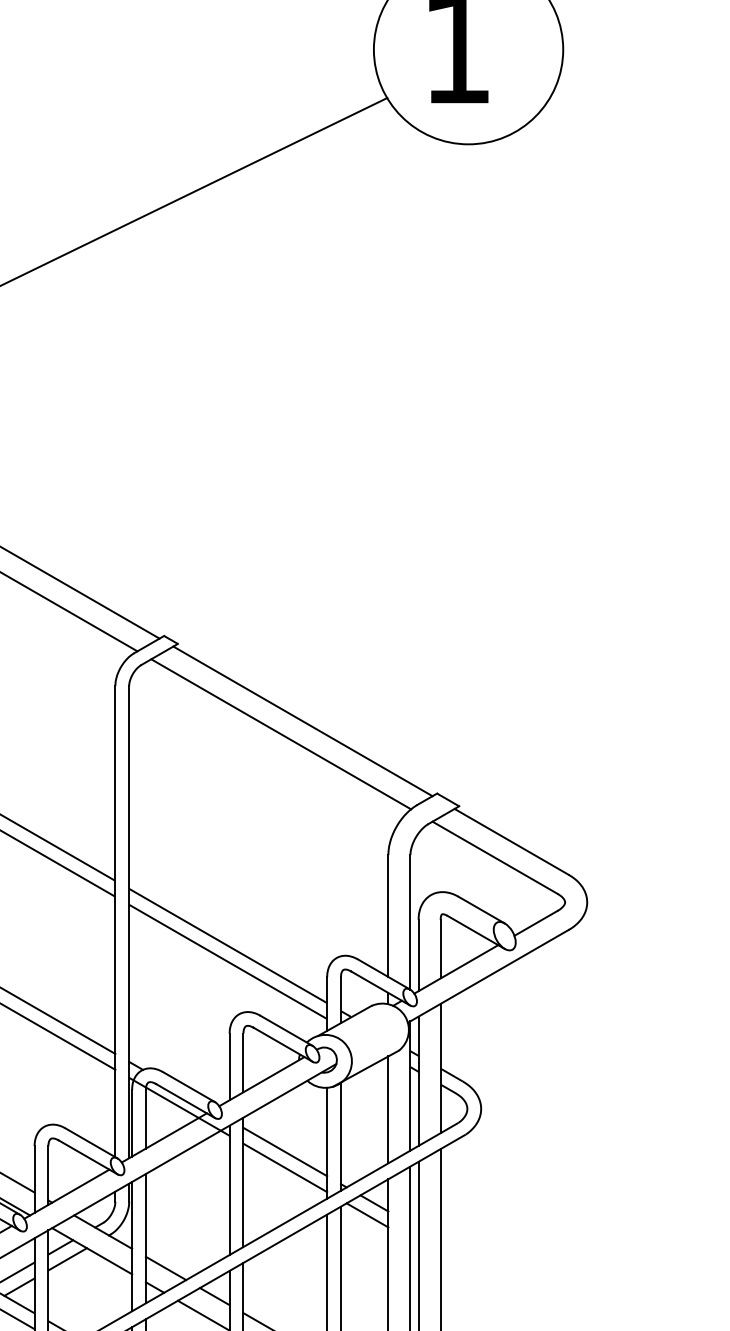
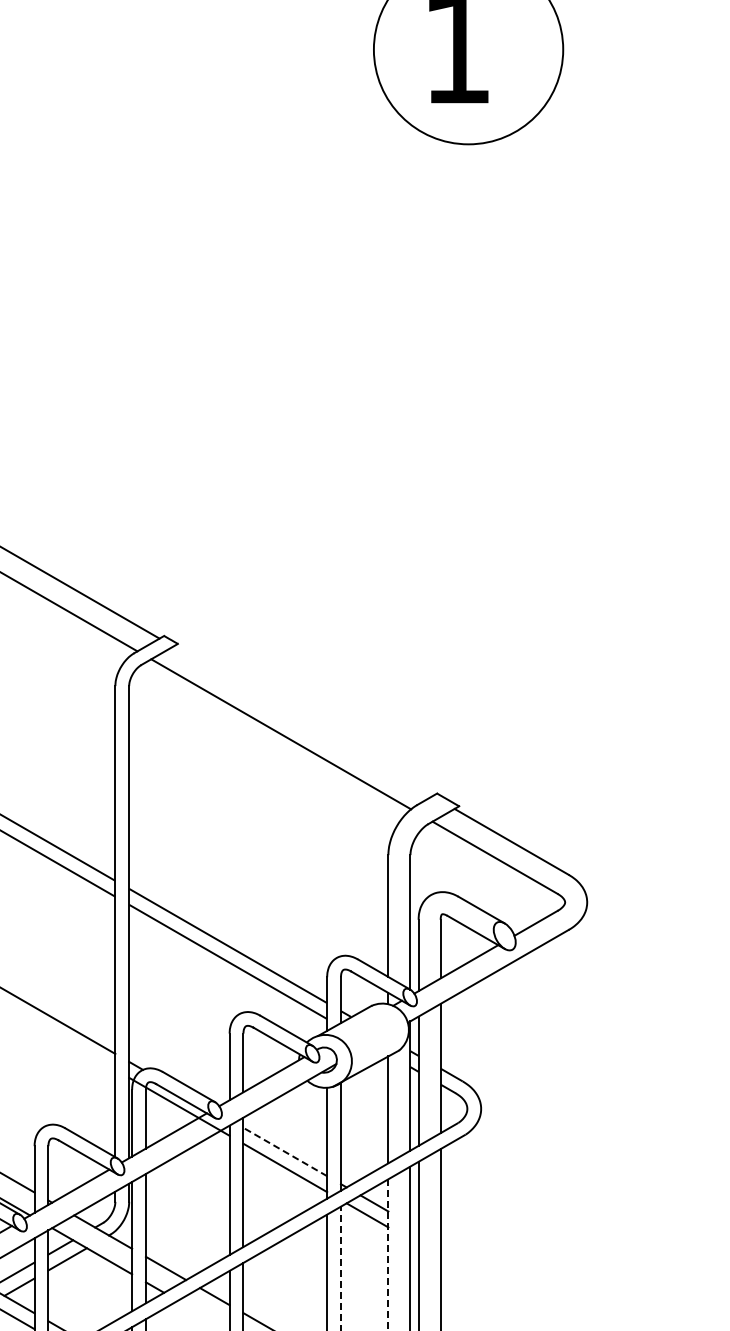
line: present -> none (194, 190)
line: present -> none (302, 721)
line: present -> none (58, 1036)
line: solid -> dashed (284, 1151)
line: solid -> dashed (388, 1255)
line: solid -> dashed (340, 1268)
line: present -> none (200, 1313)
